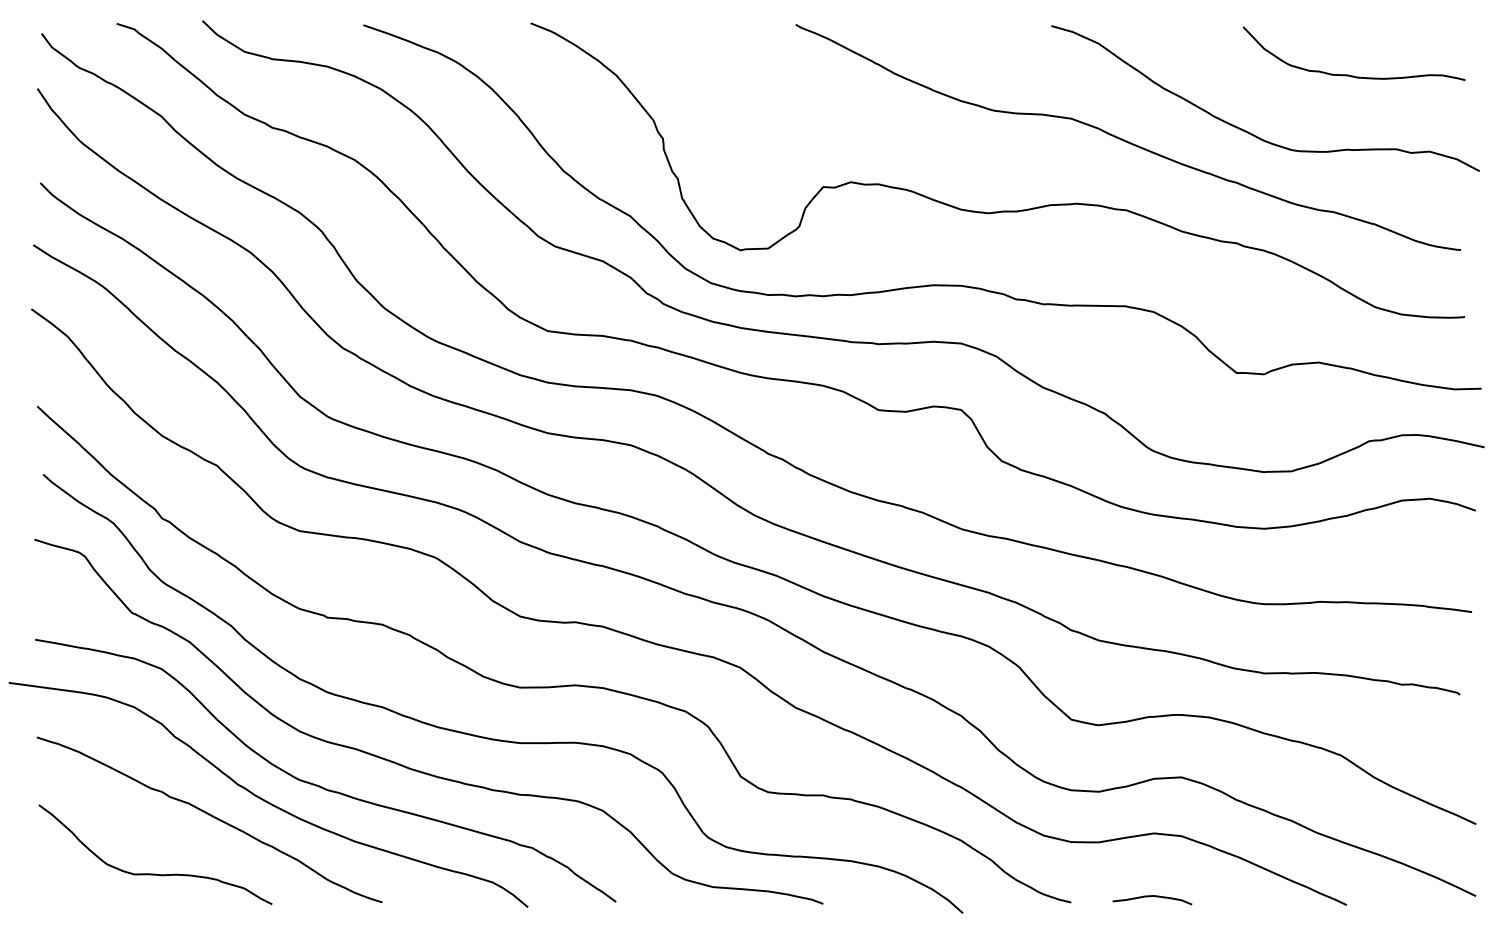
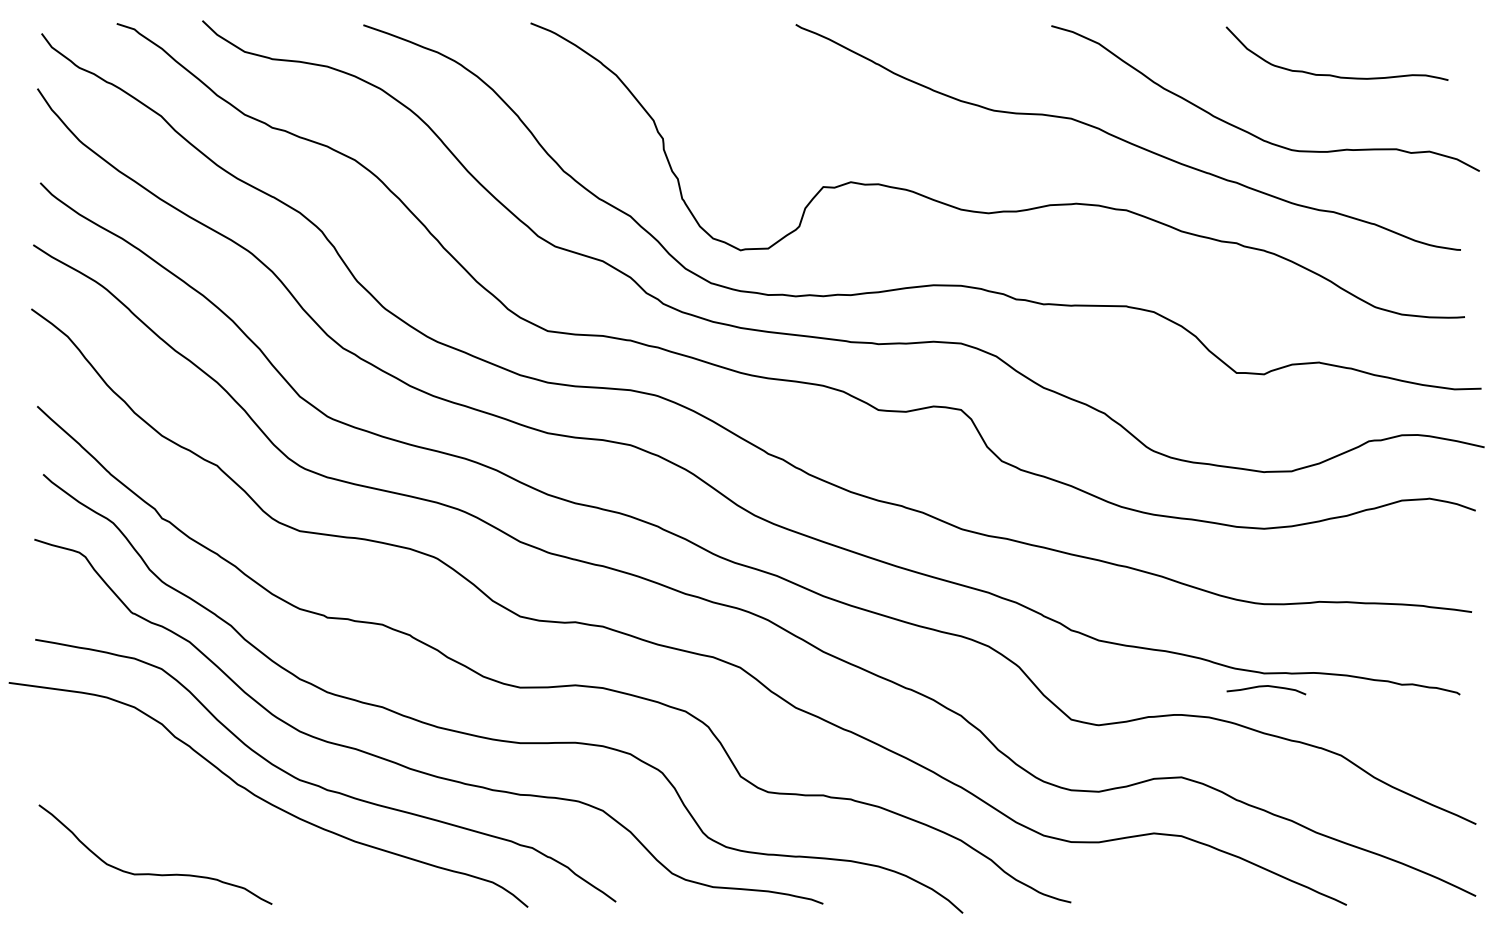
curve position: (1349, 74) -> (1332, 74) (1332, 74)
curve: present -> none (210, 816)
curve position: (1150, 897) -> (1264, 687) (1264, 687)
